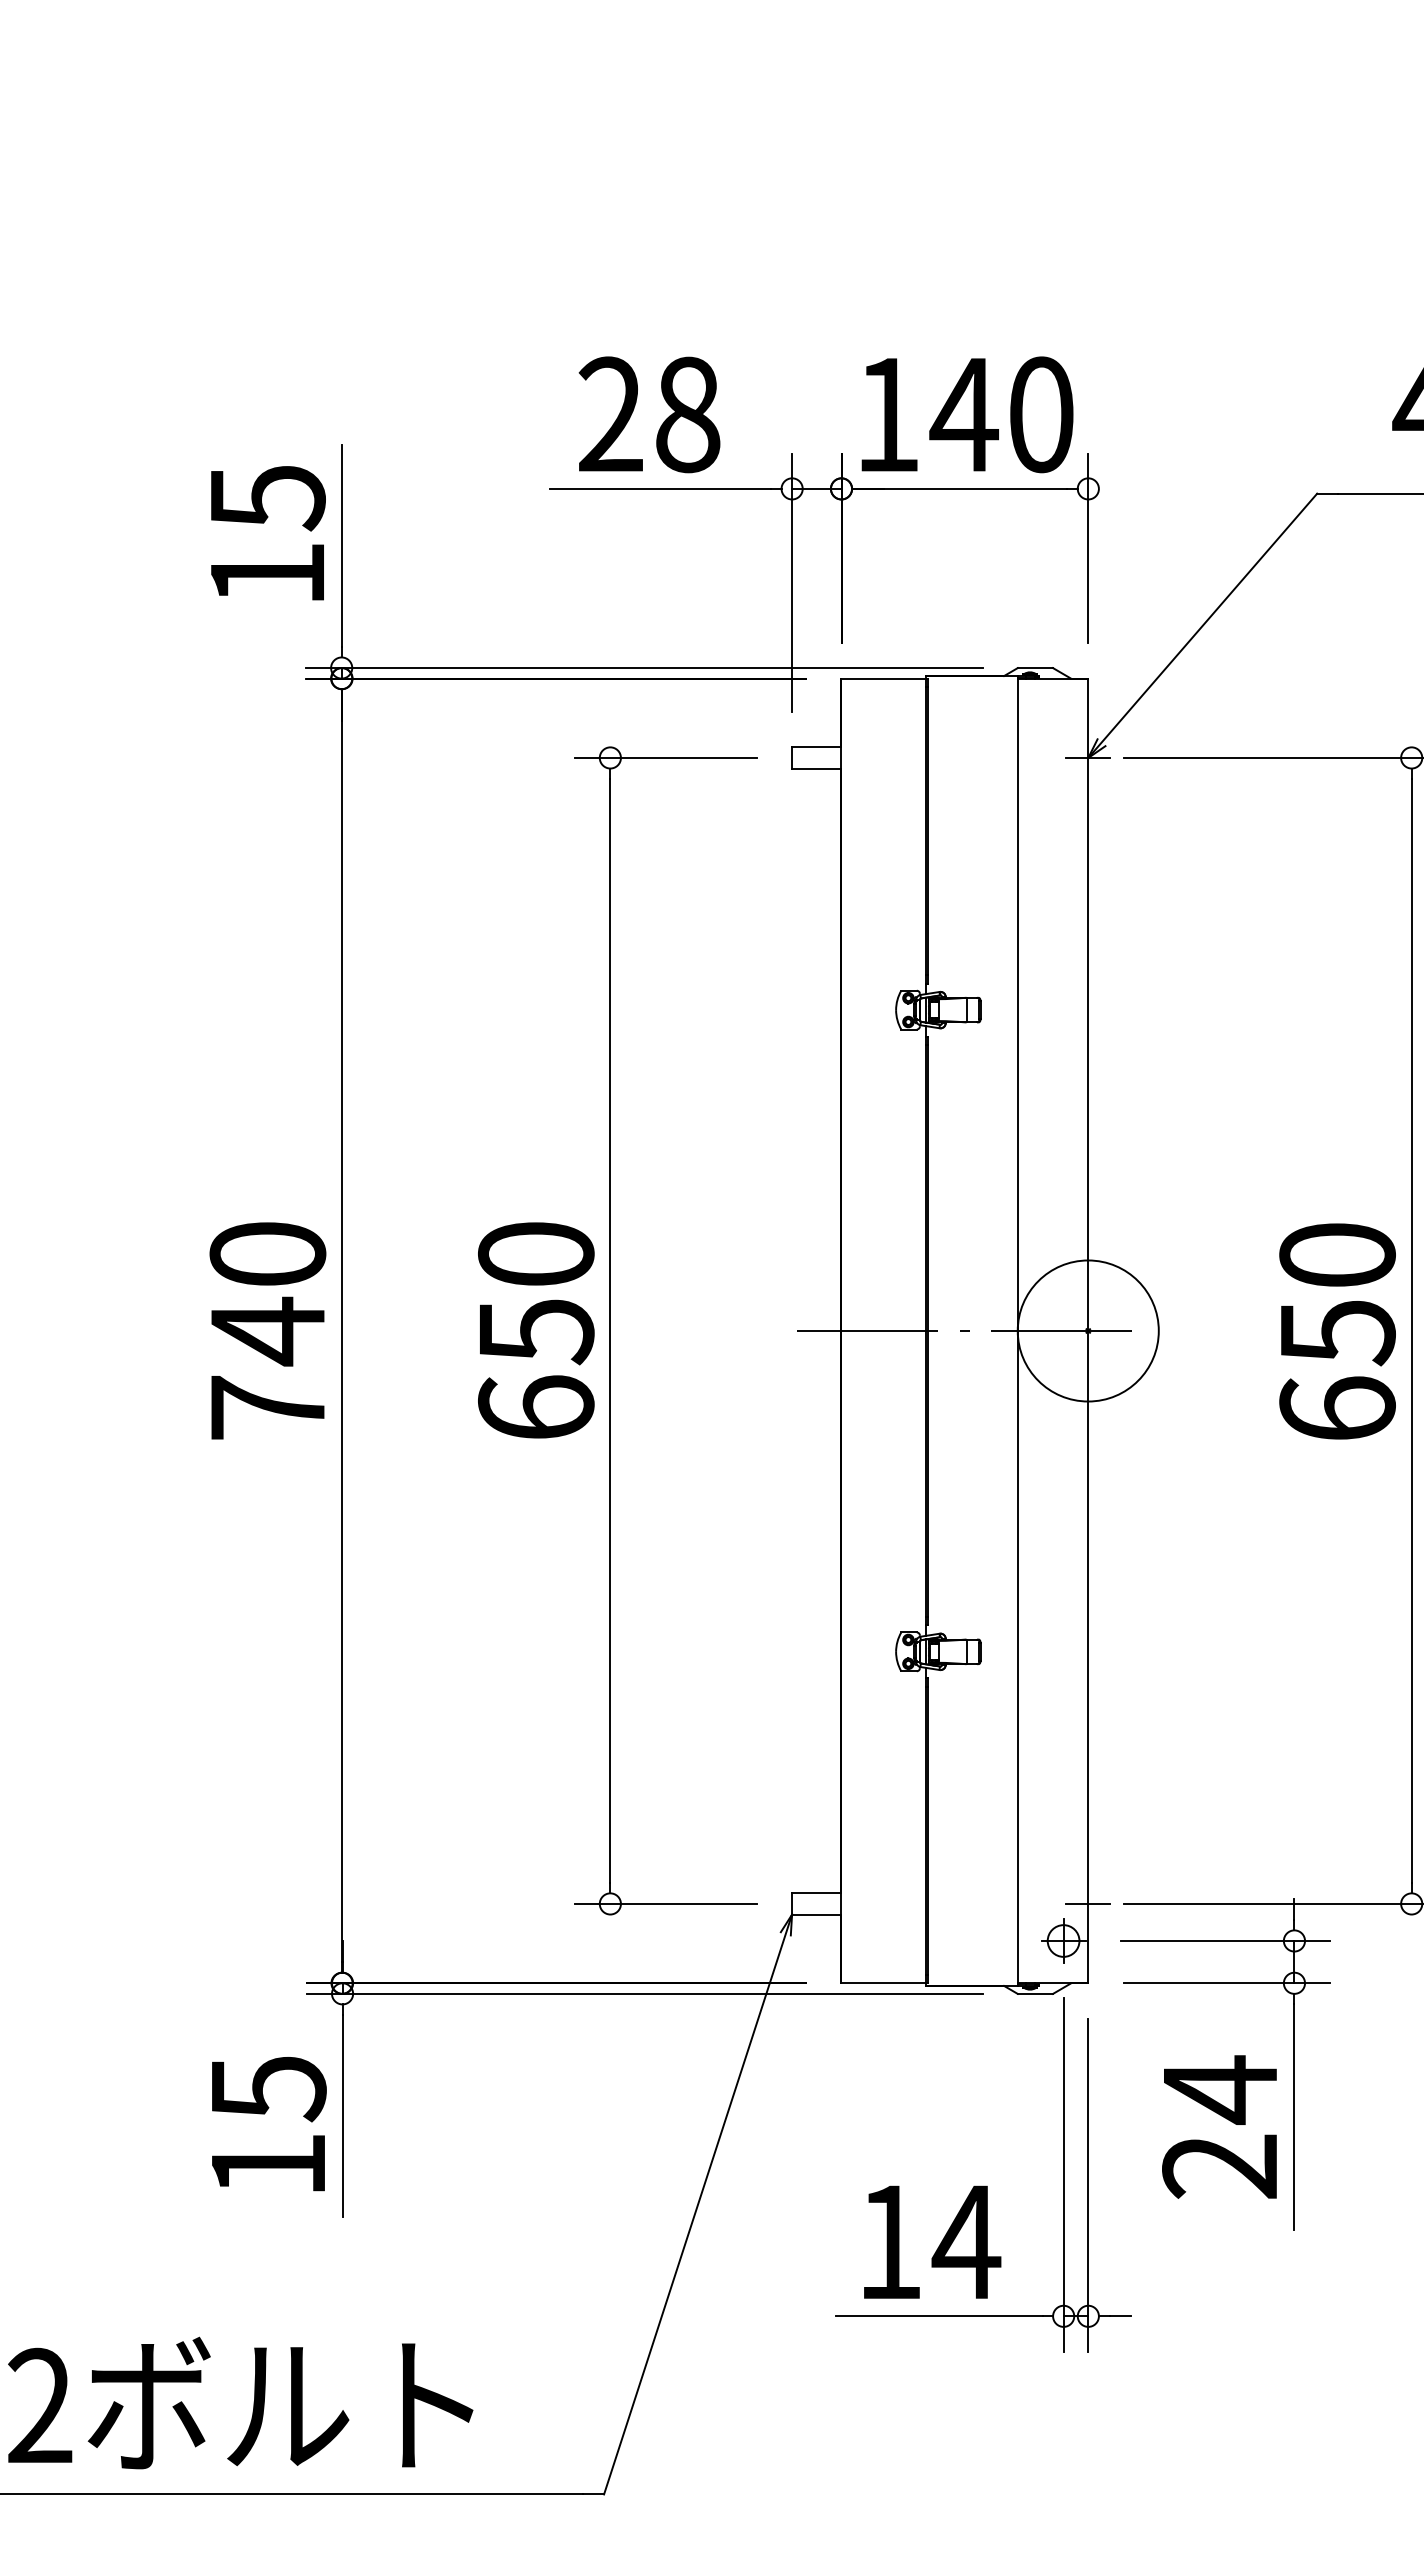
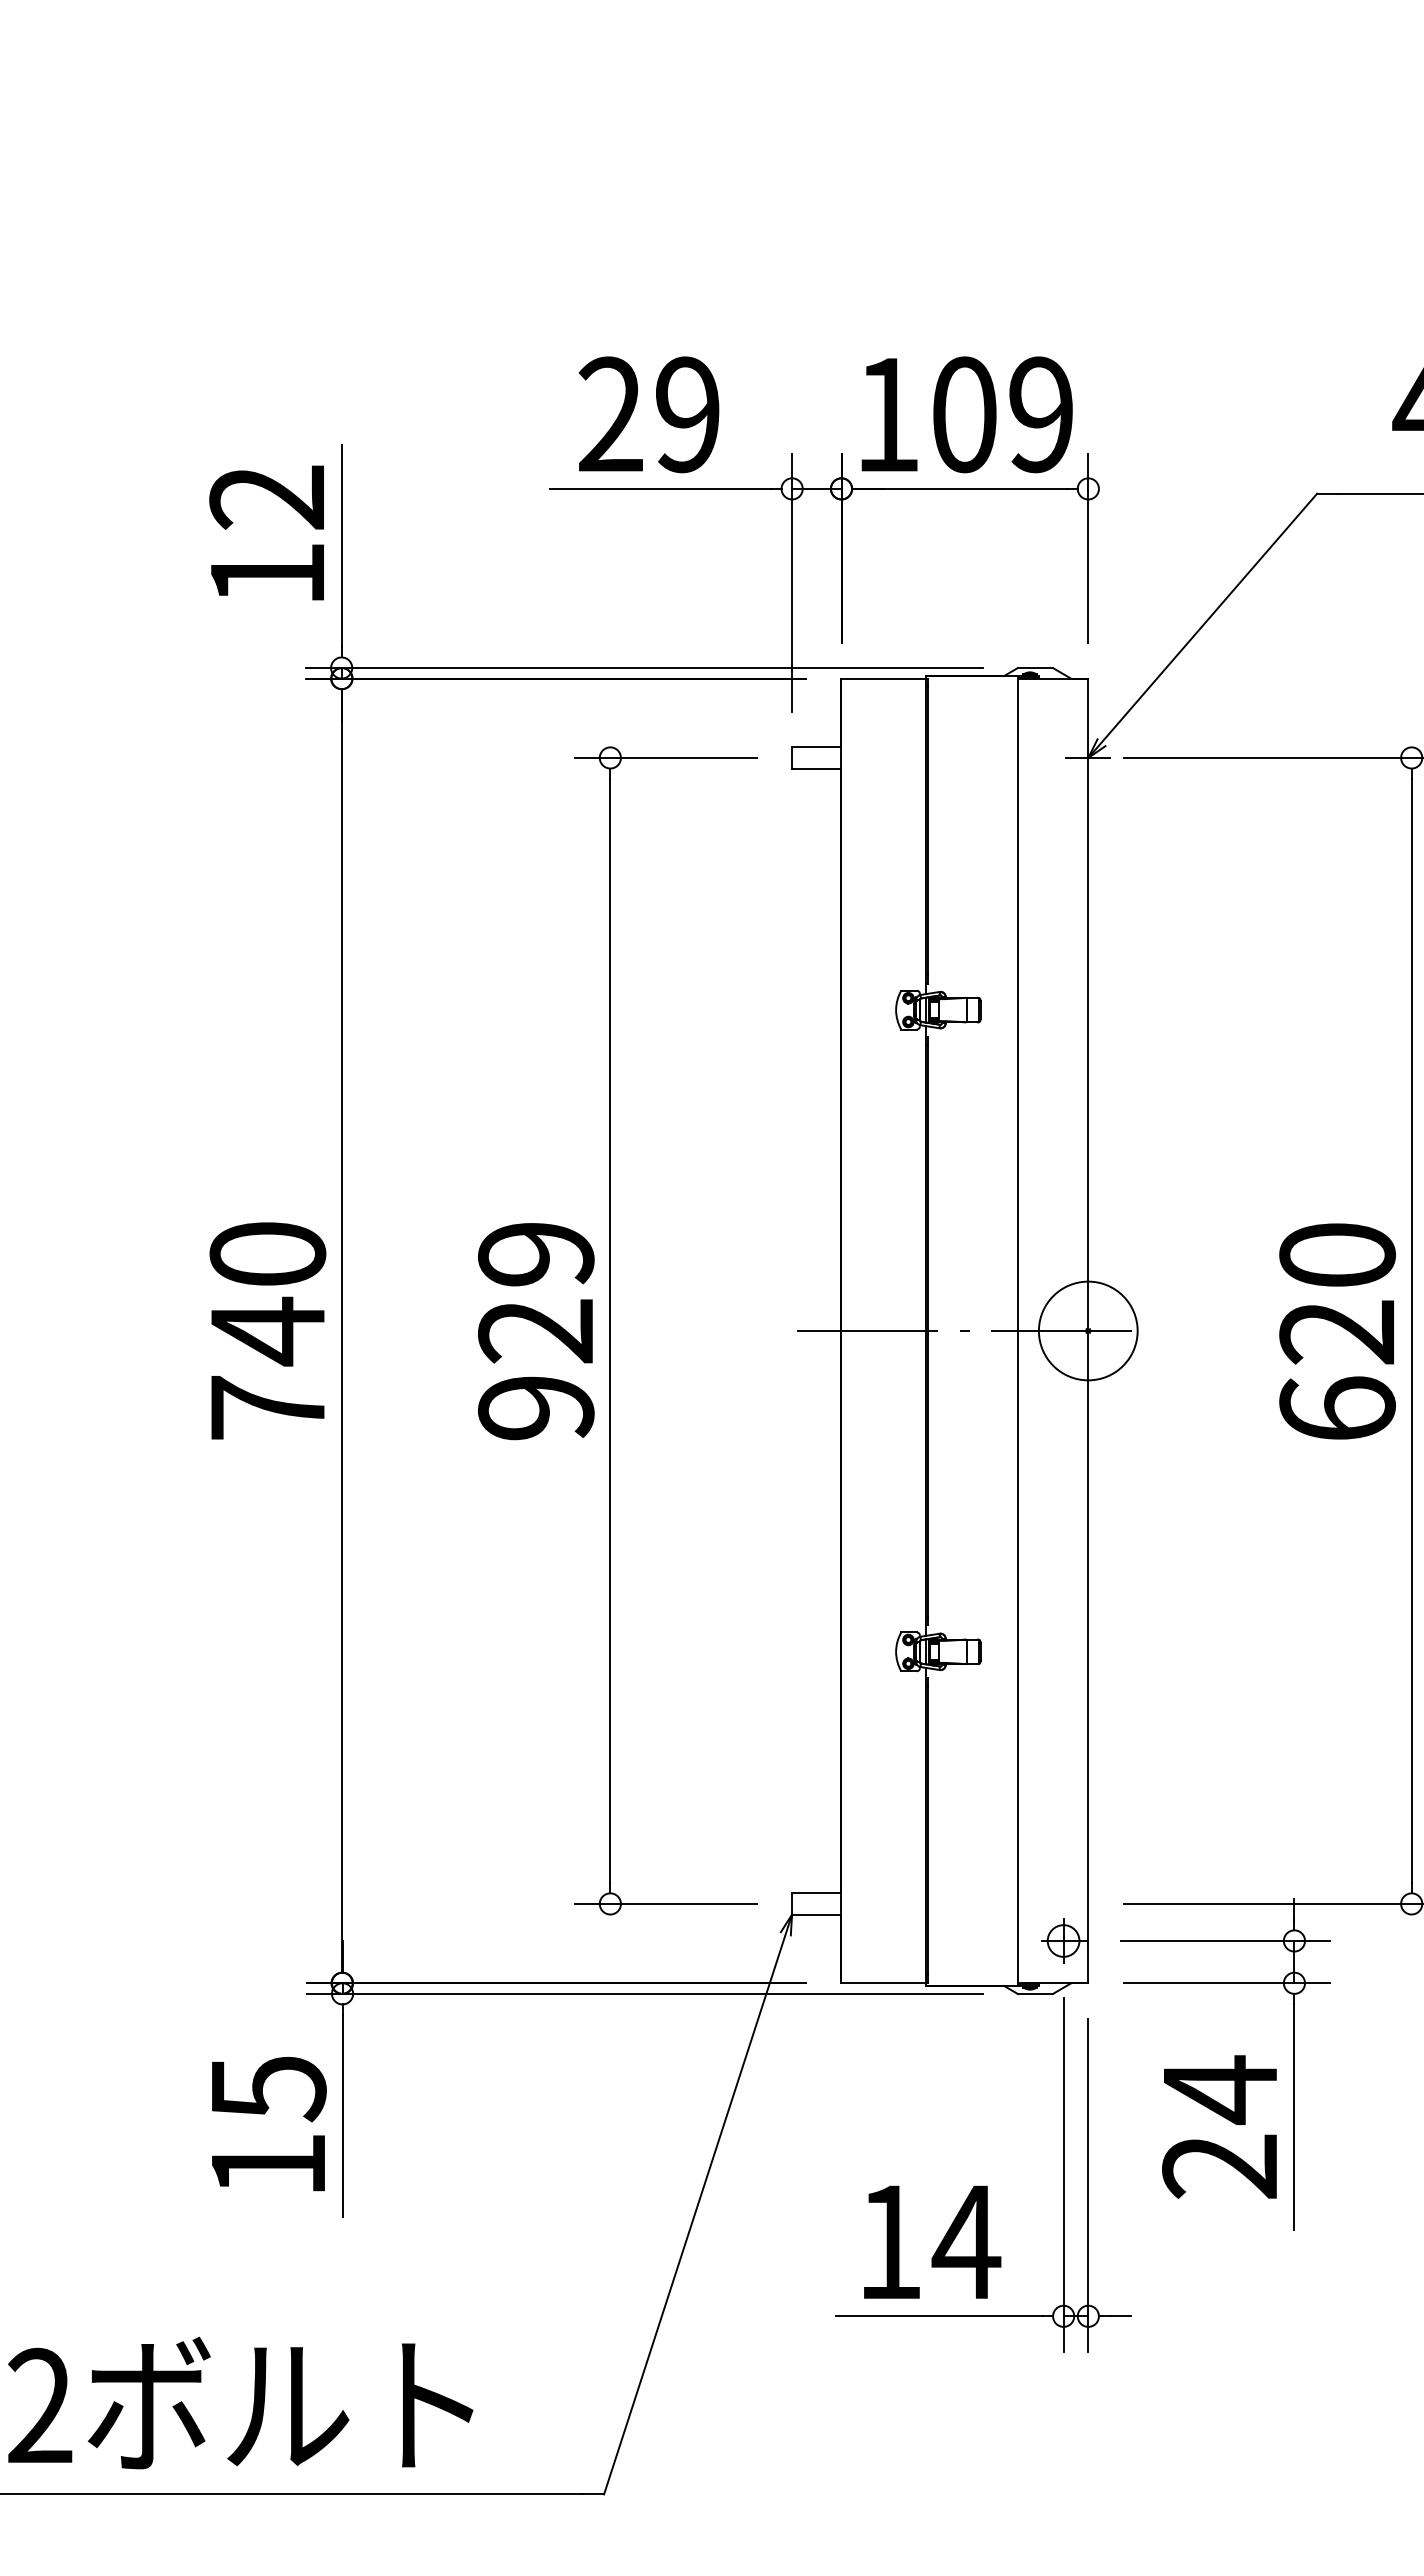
text: 28 -> 29 (688, 414)
text: 140 -> 109 (1001, 414)
text: 15 -> 12 (267, 498)
circle diameter: 141 px -> 99 px (1087, 1330)
text: 650 -> 929 (536, 1331)
text: 650 -> 620 (1337, 1333)
line: present -> none (1088, 1903)
